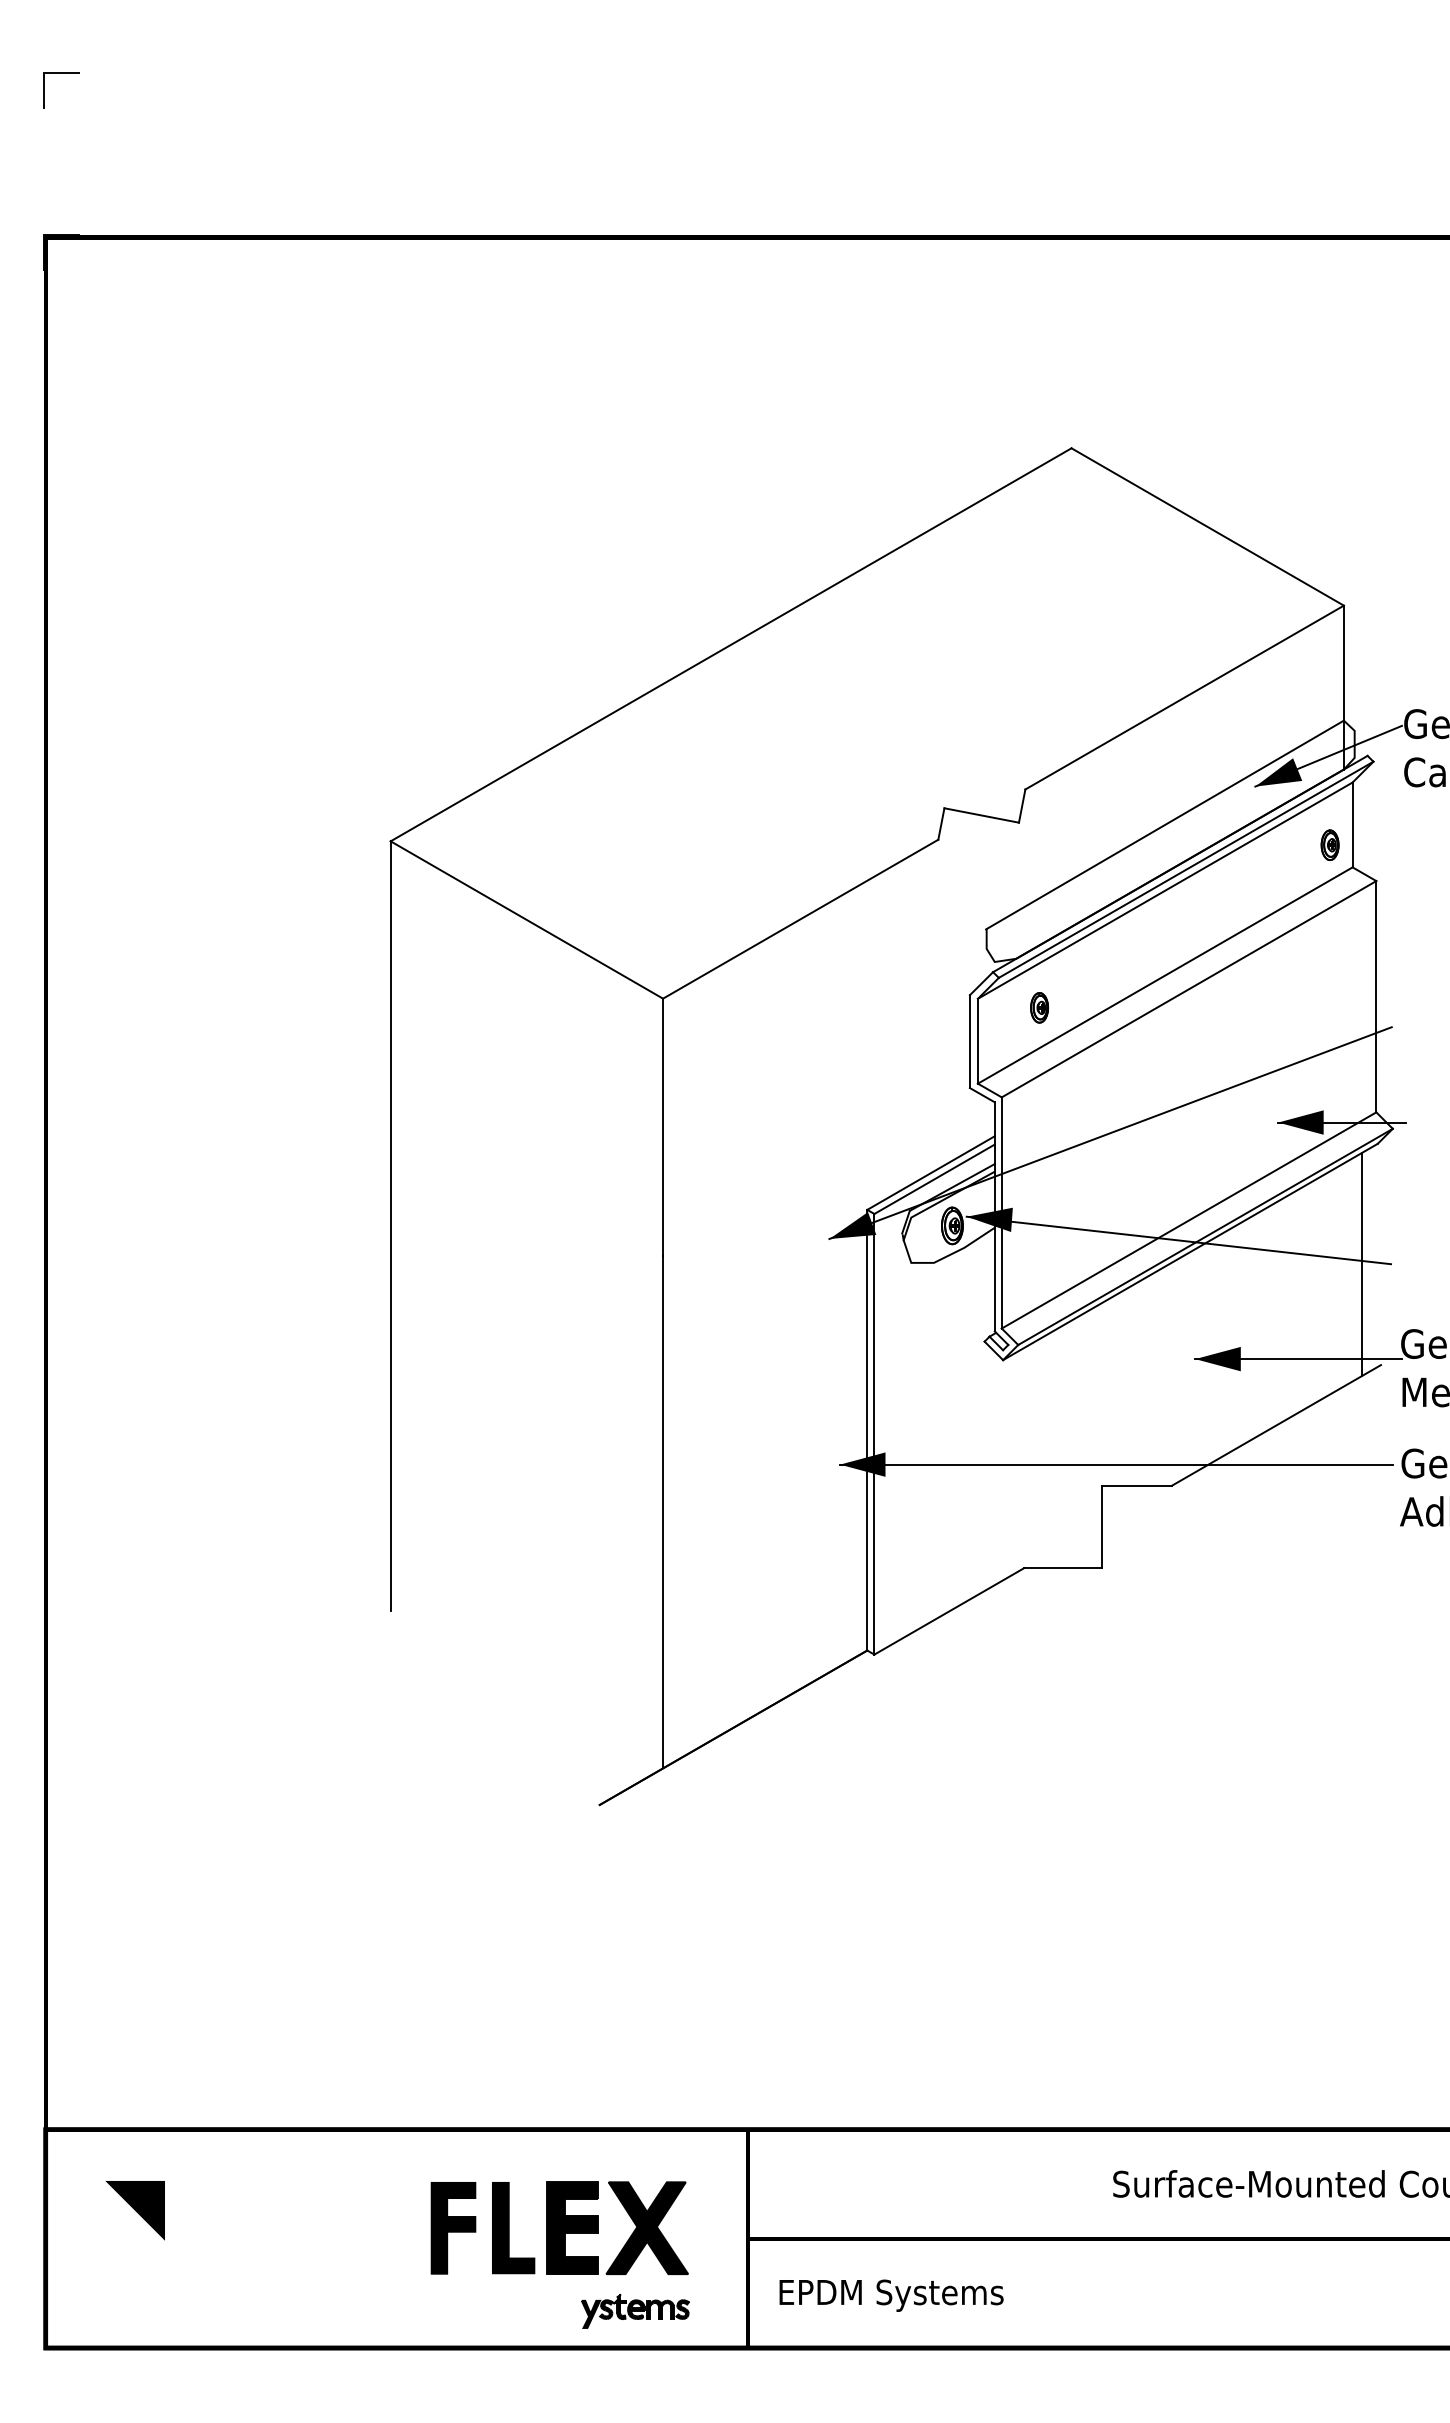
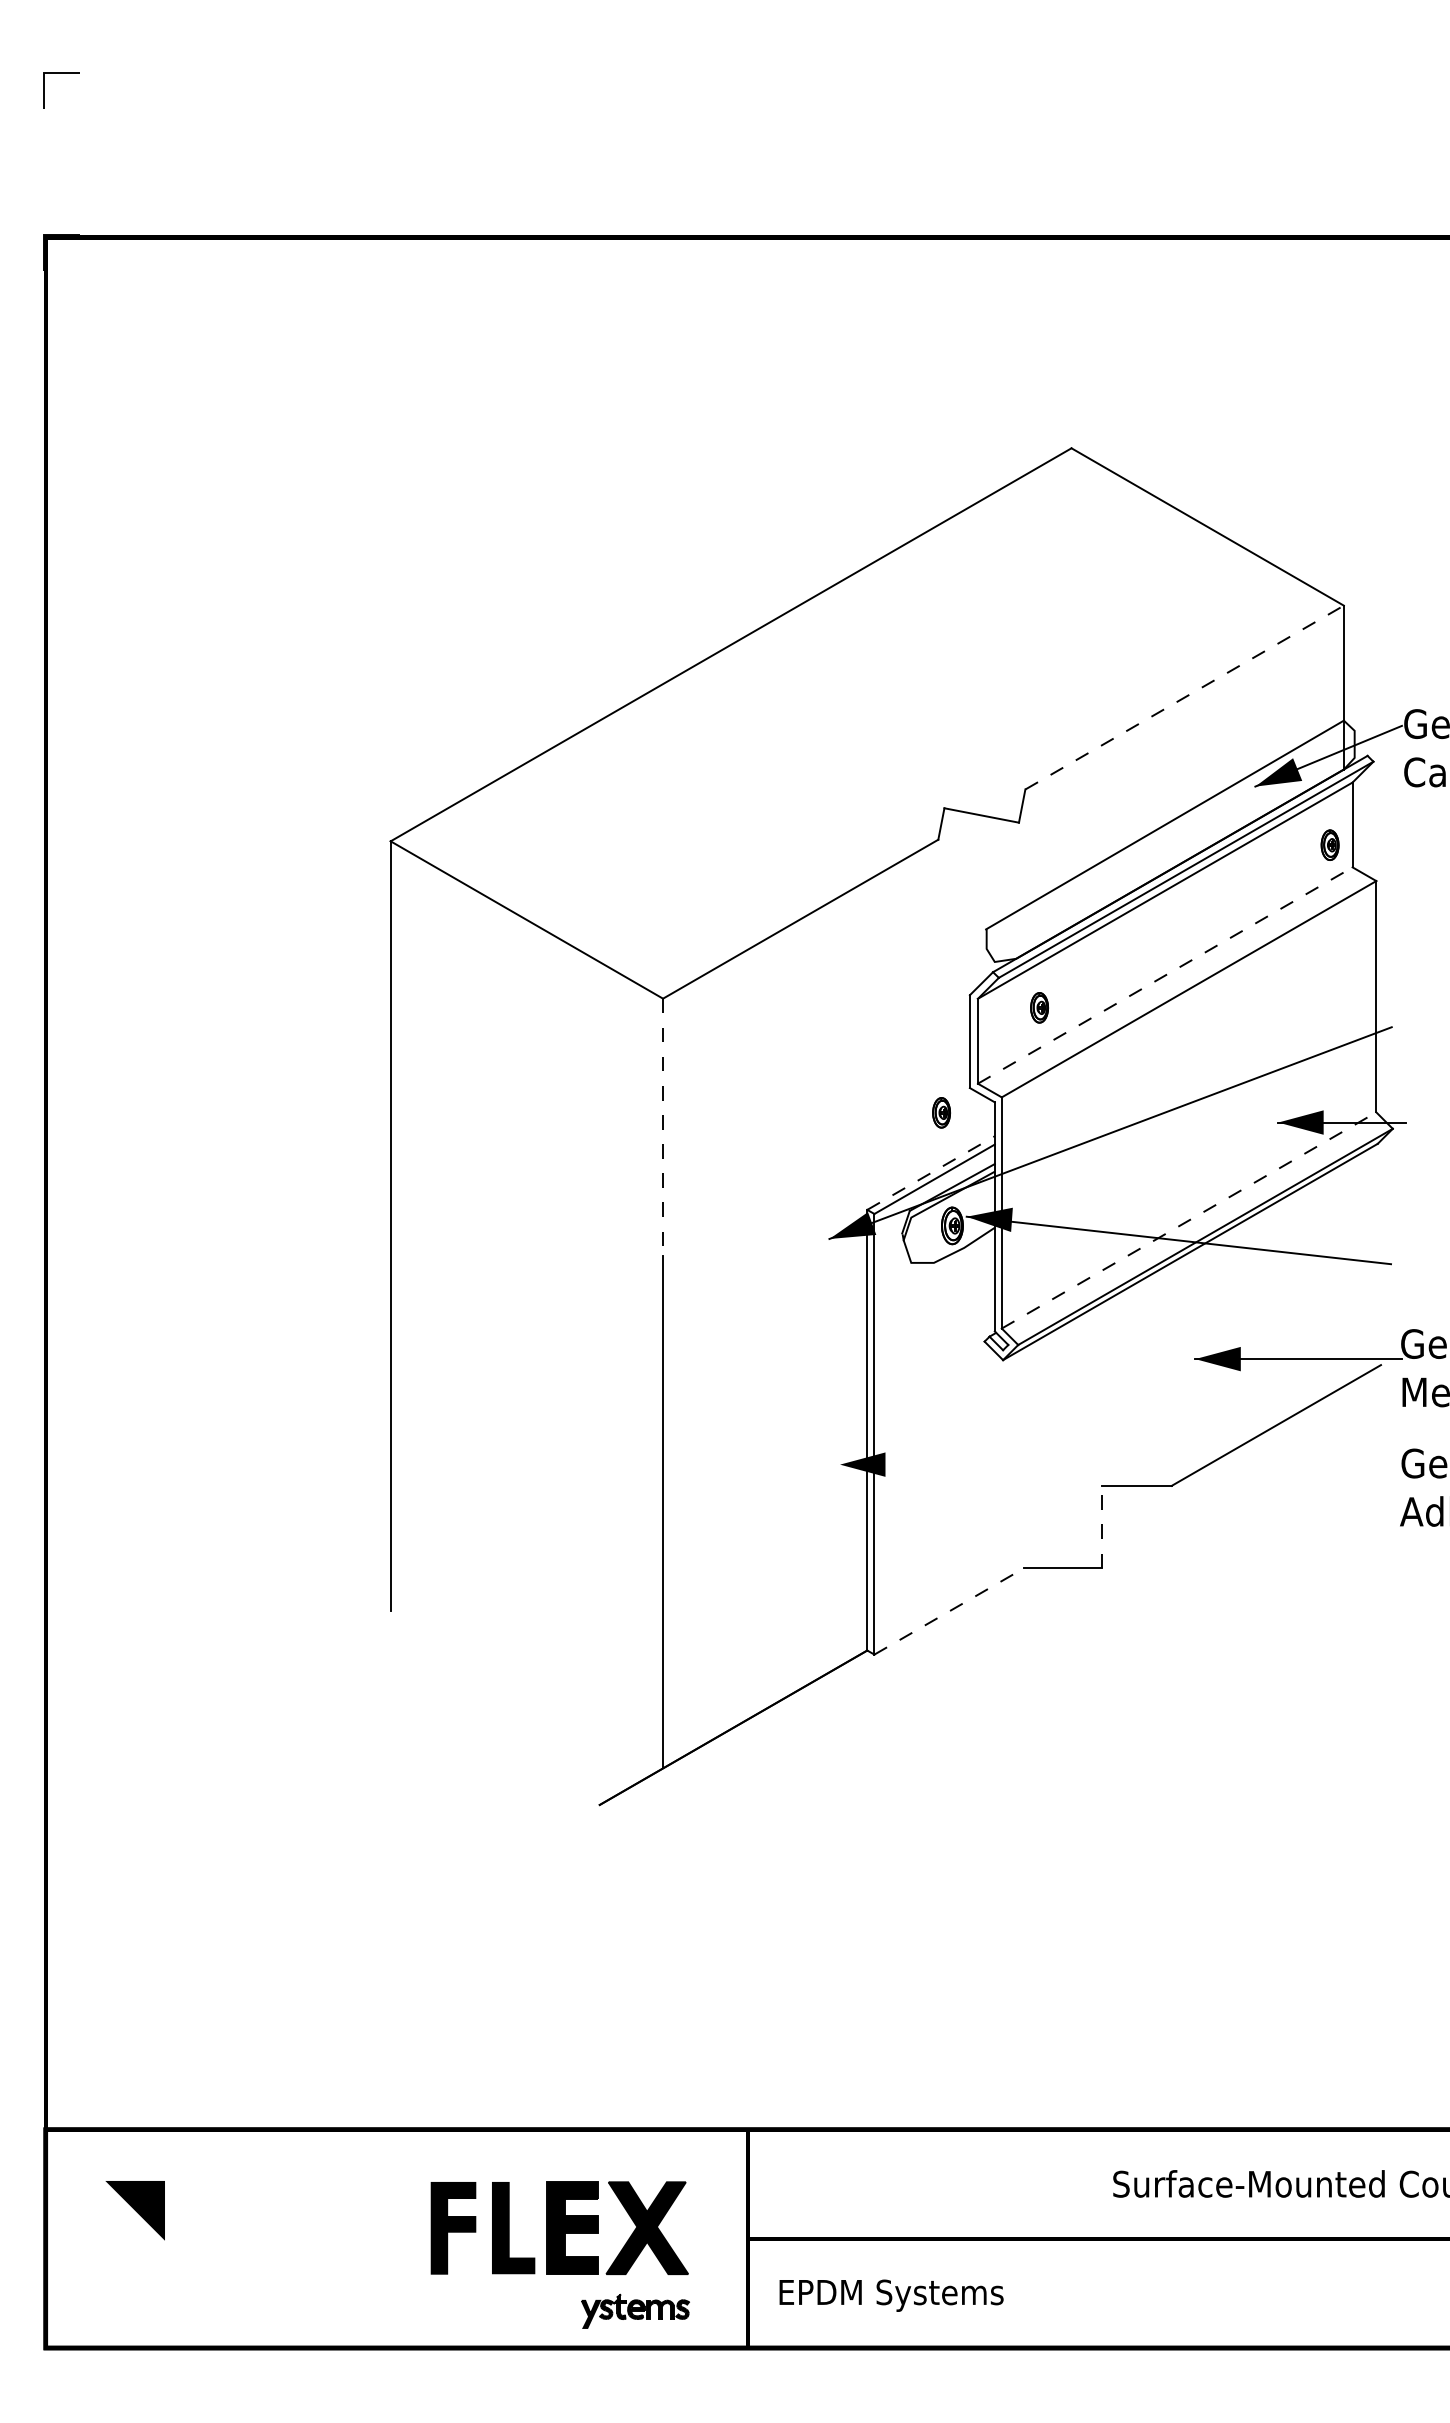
line: solid -> dashed (1184, 697)
line: solid -> dashed (1165, 975)
part: none -> present (941, 1112)
line: solid -> dashed (663, 1127)
line: solid -> dashed (931, 1173)
line: solid -> dashed (1189, 1220)
line: present -> none (1361, 1264)
line: present -> none (1116, 1464)
line: solid -> dashed (1101, 1526)
line: solid -> dashed (949, 1611)
